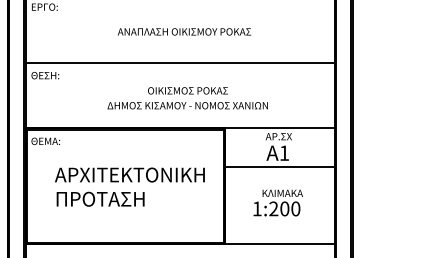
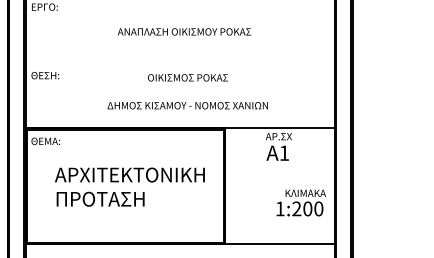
line: present -> none (179, 62)
text position: (187, 90) -> (187, 77) (187, 77)
line: present -> none (279, 167)
text position: (277, 202) -> (300, 202) (300, 202)
